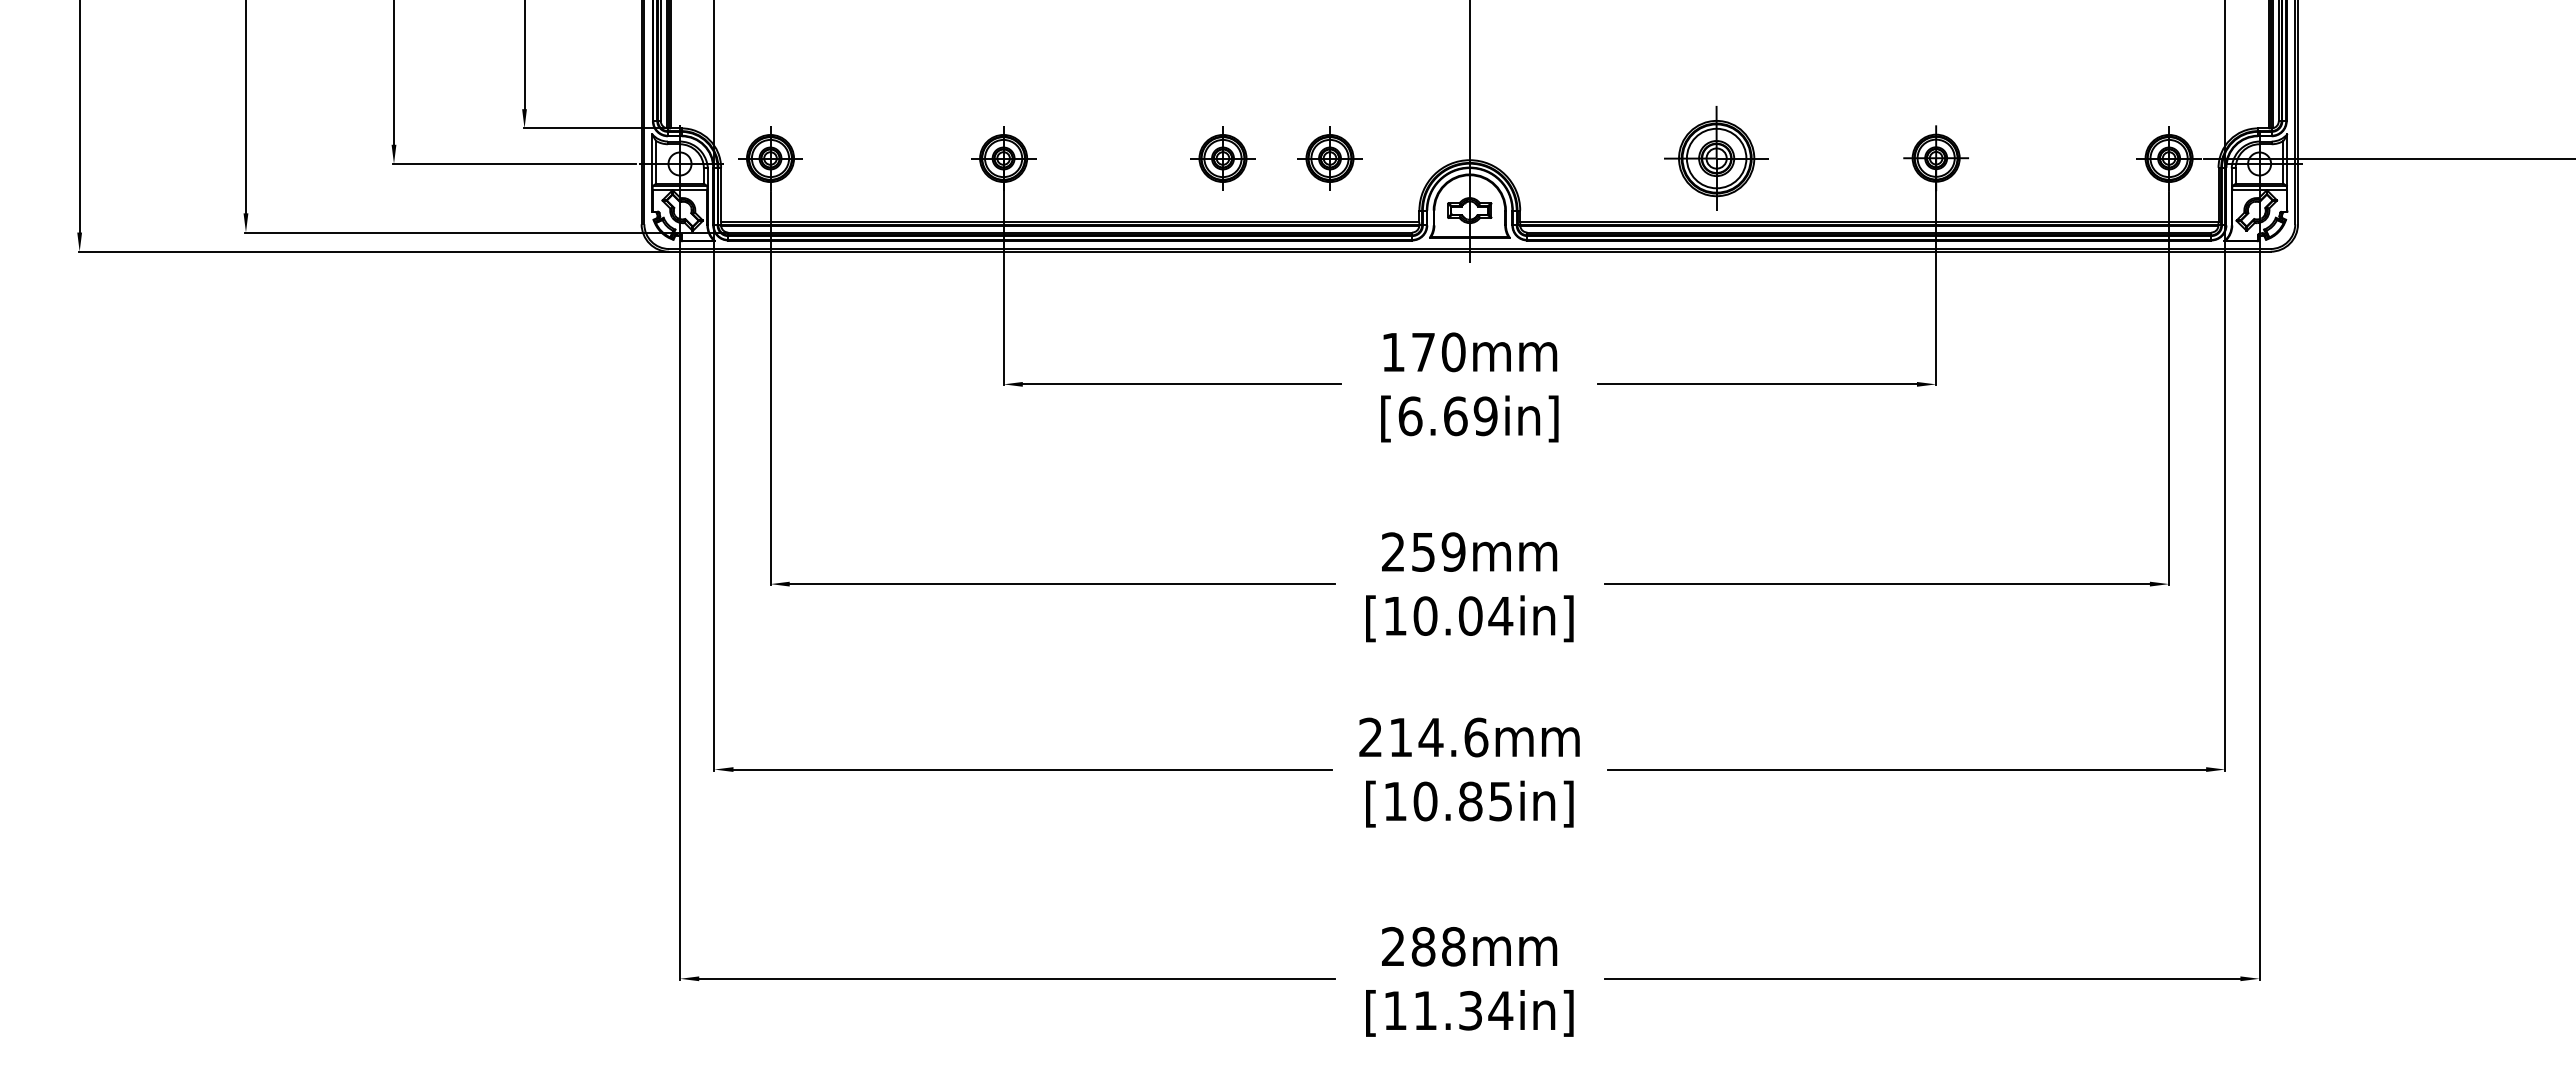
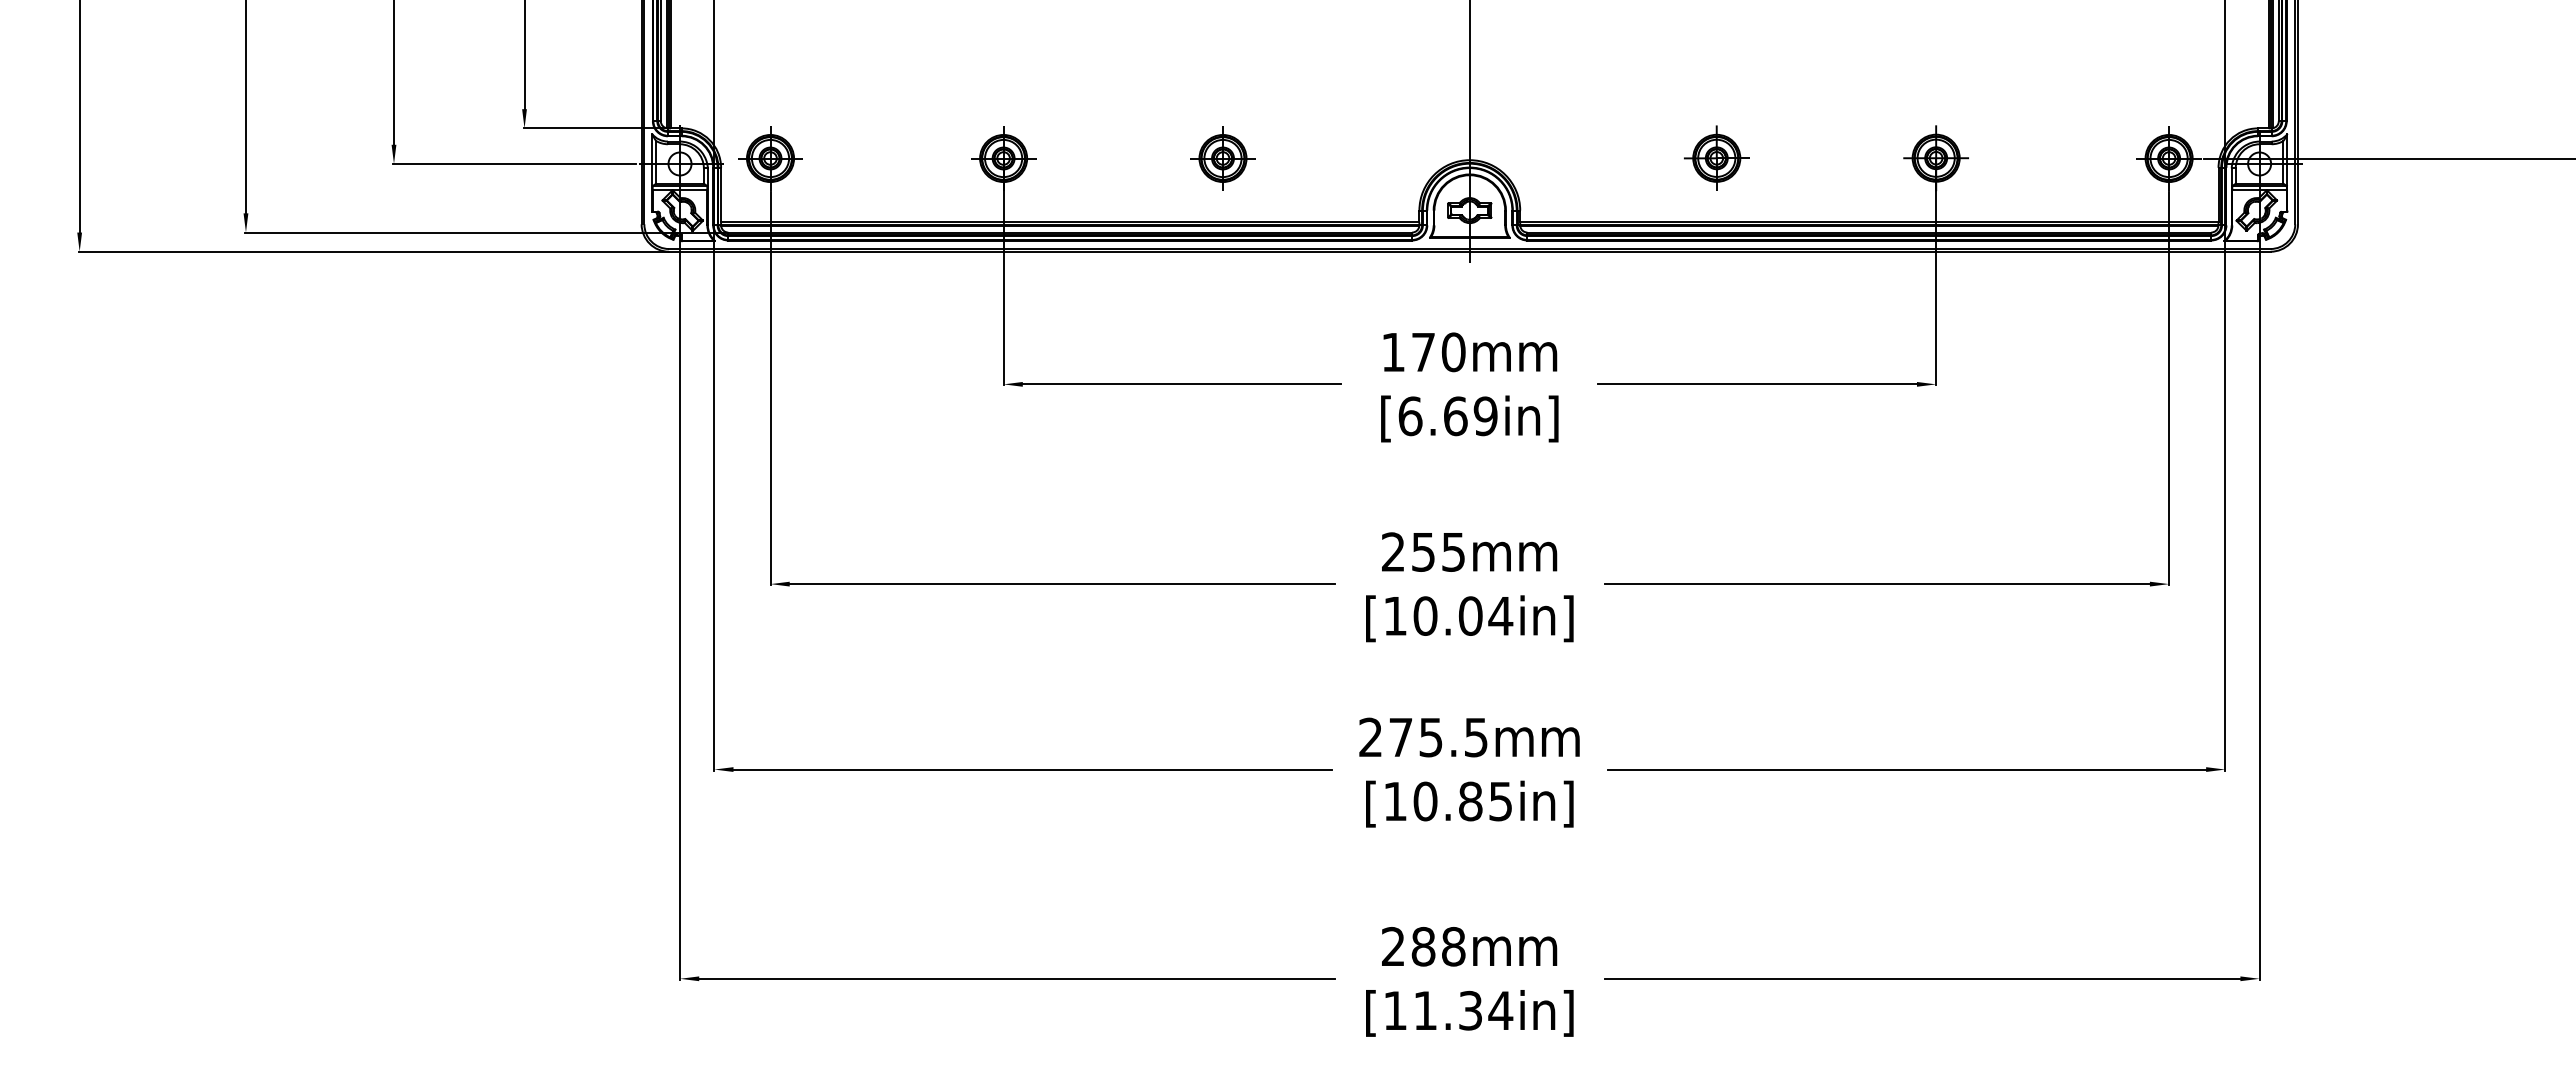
part: present -> none (1329, 158)
part size: 105x105 px -> 66x66 px (1716, 157)
text: 259mm -> 255mm (1453, 551)
text: 214.6mm -> 275.5mm (1438, 737)
